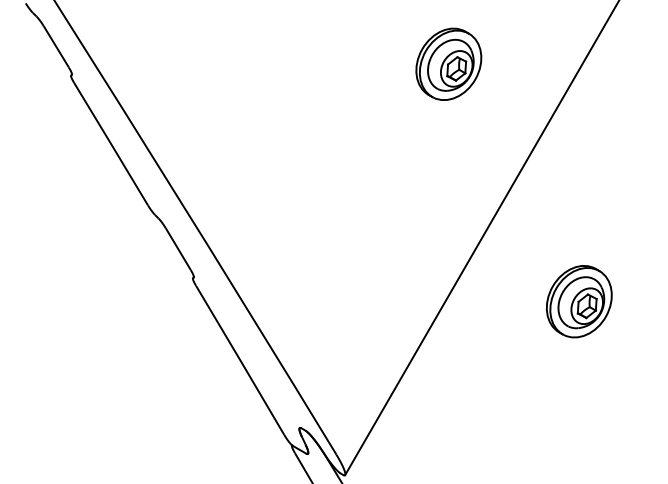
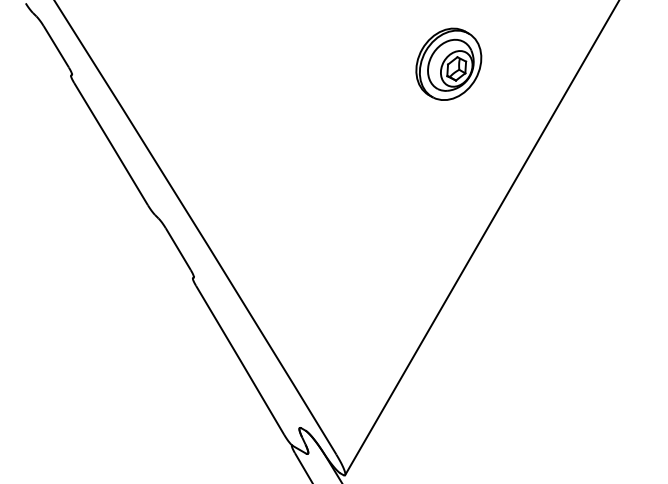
part: present -> none (579, 301)
